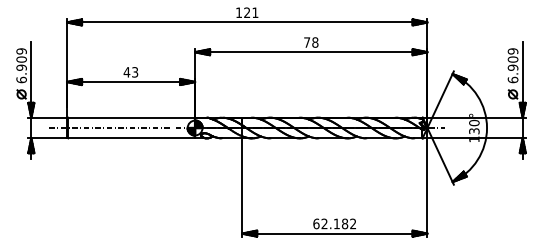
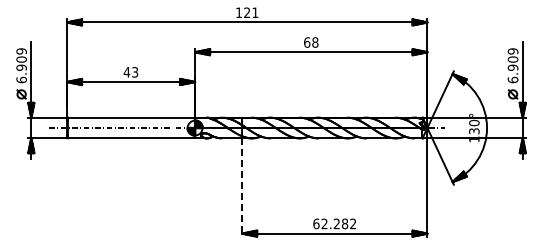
text: 78 -> 68 (307, 42)
line: solid -> dashed (242, 187)
text: 62.182 -> 62.282 (336, 223)
